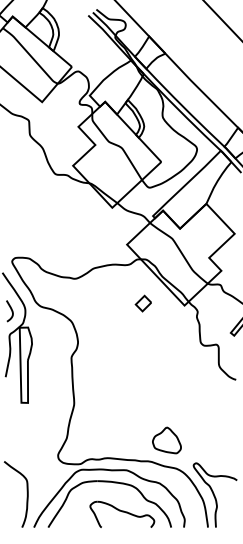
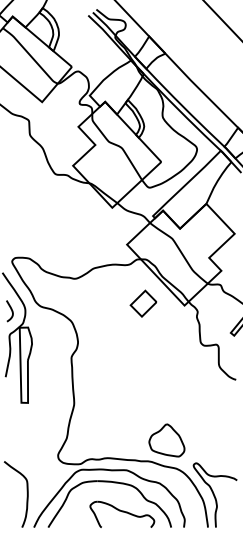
part size: 18x19 px -> 29x29 px (143, 303)
part size: 30x29 px -> 38x35 px (166, 440)
